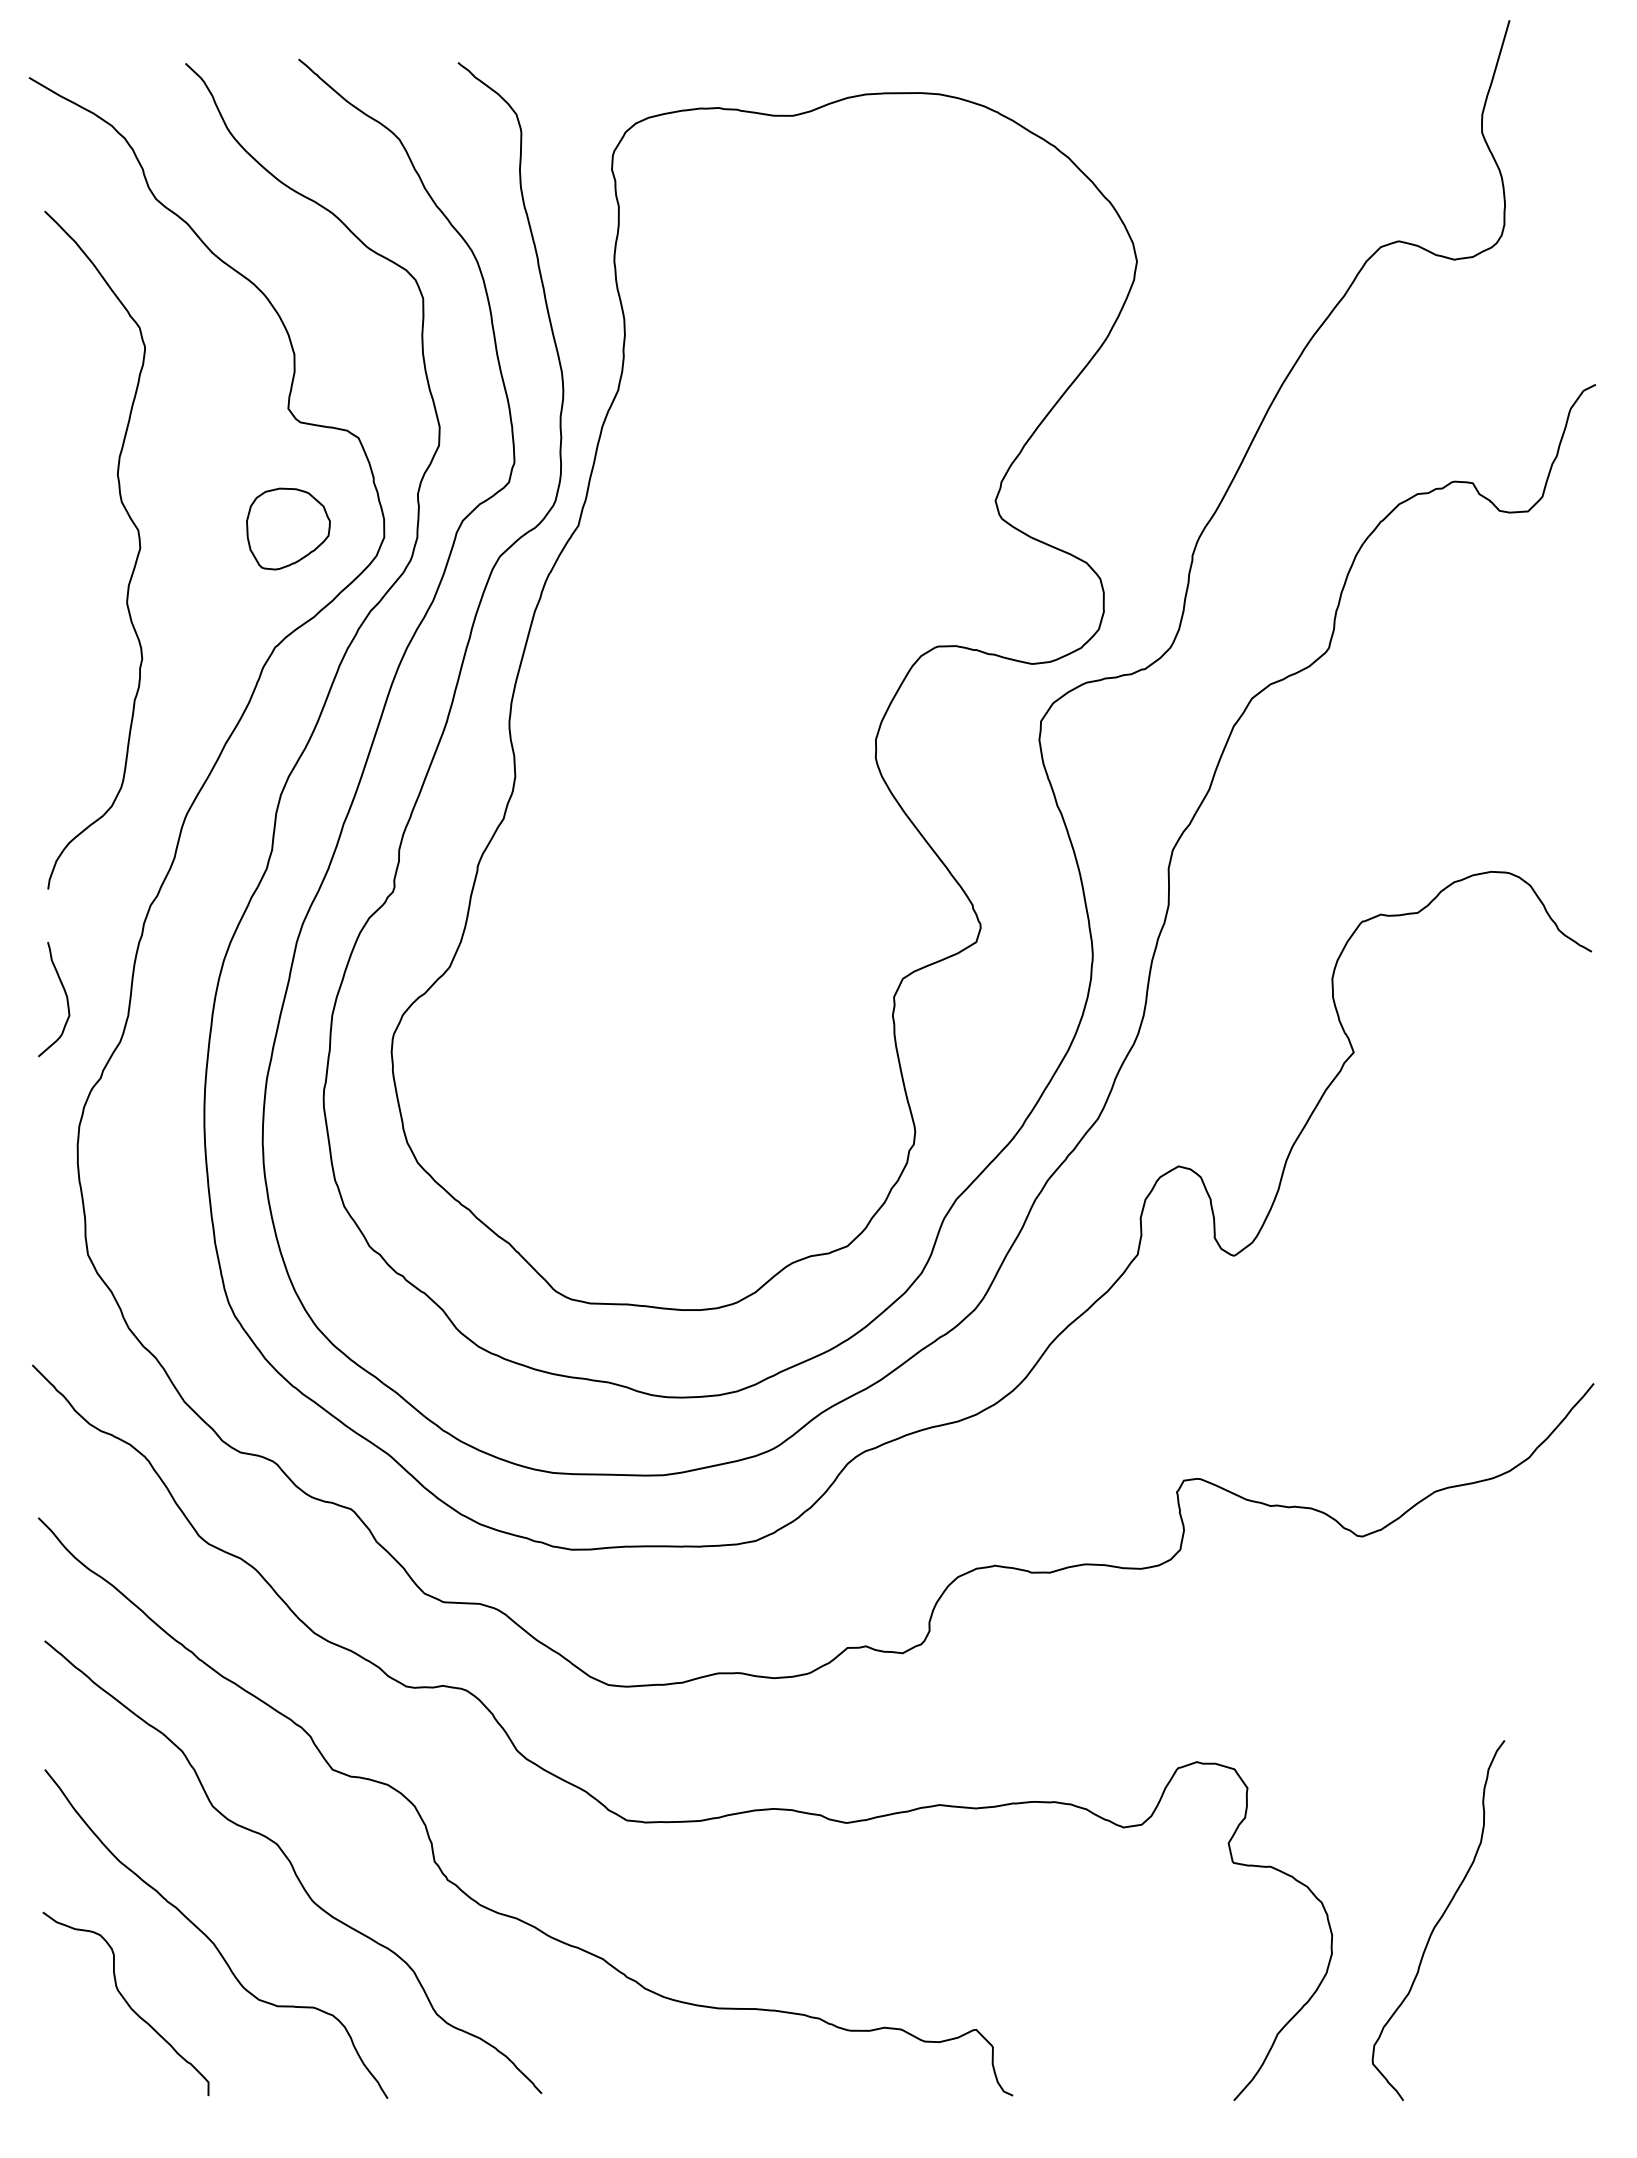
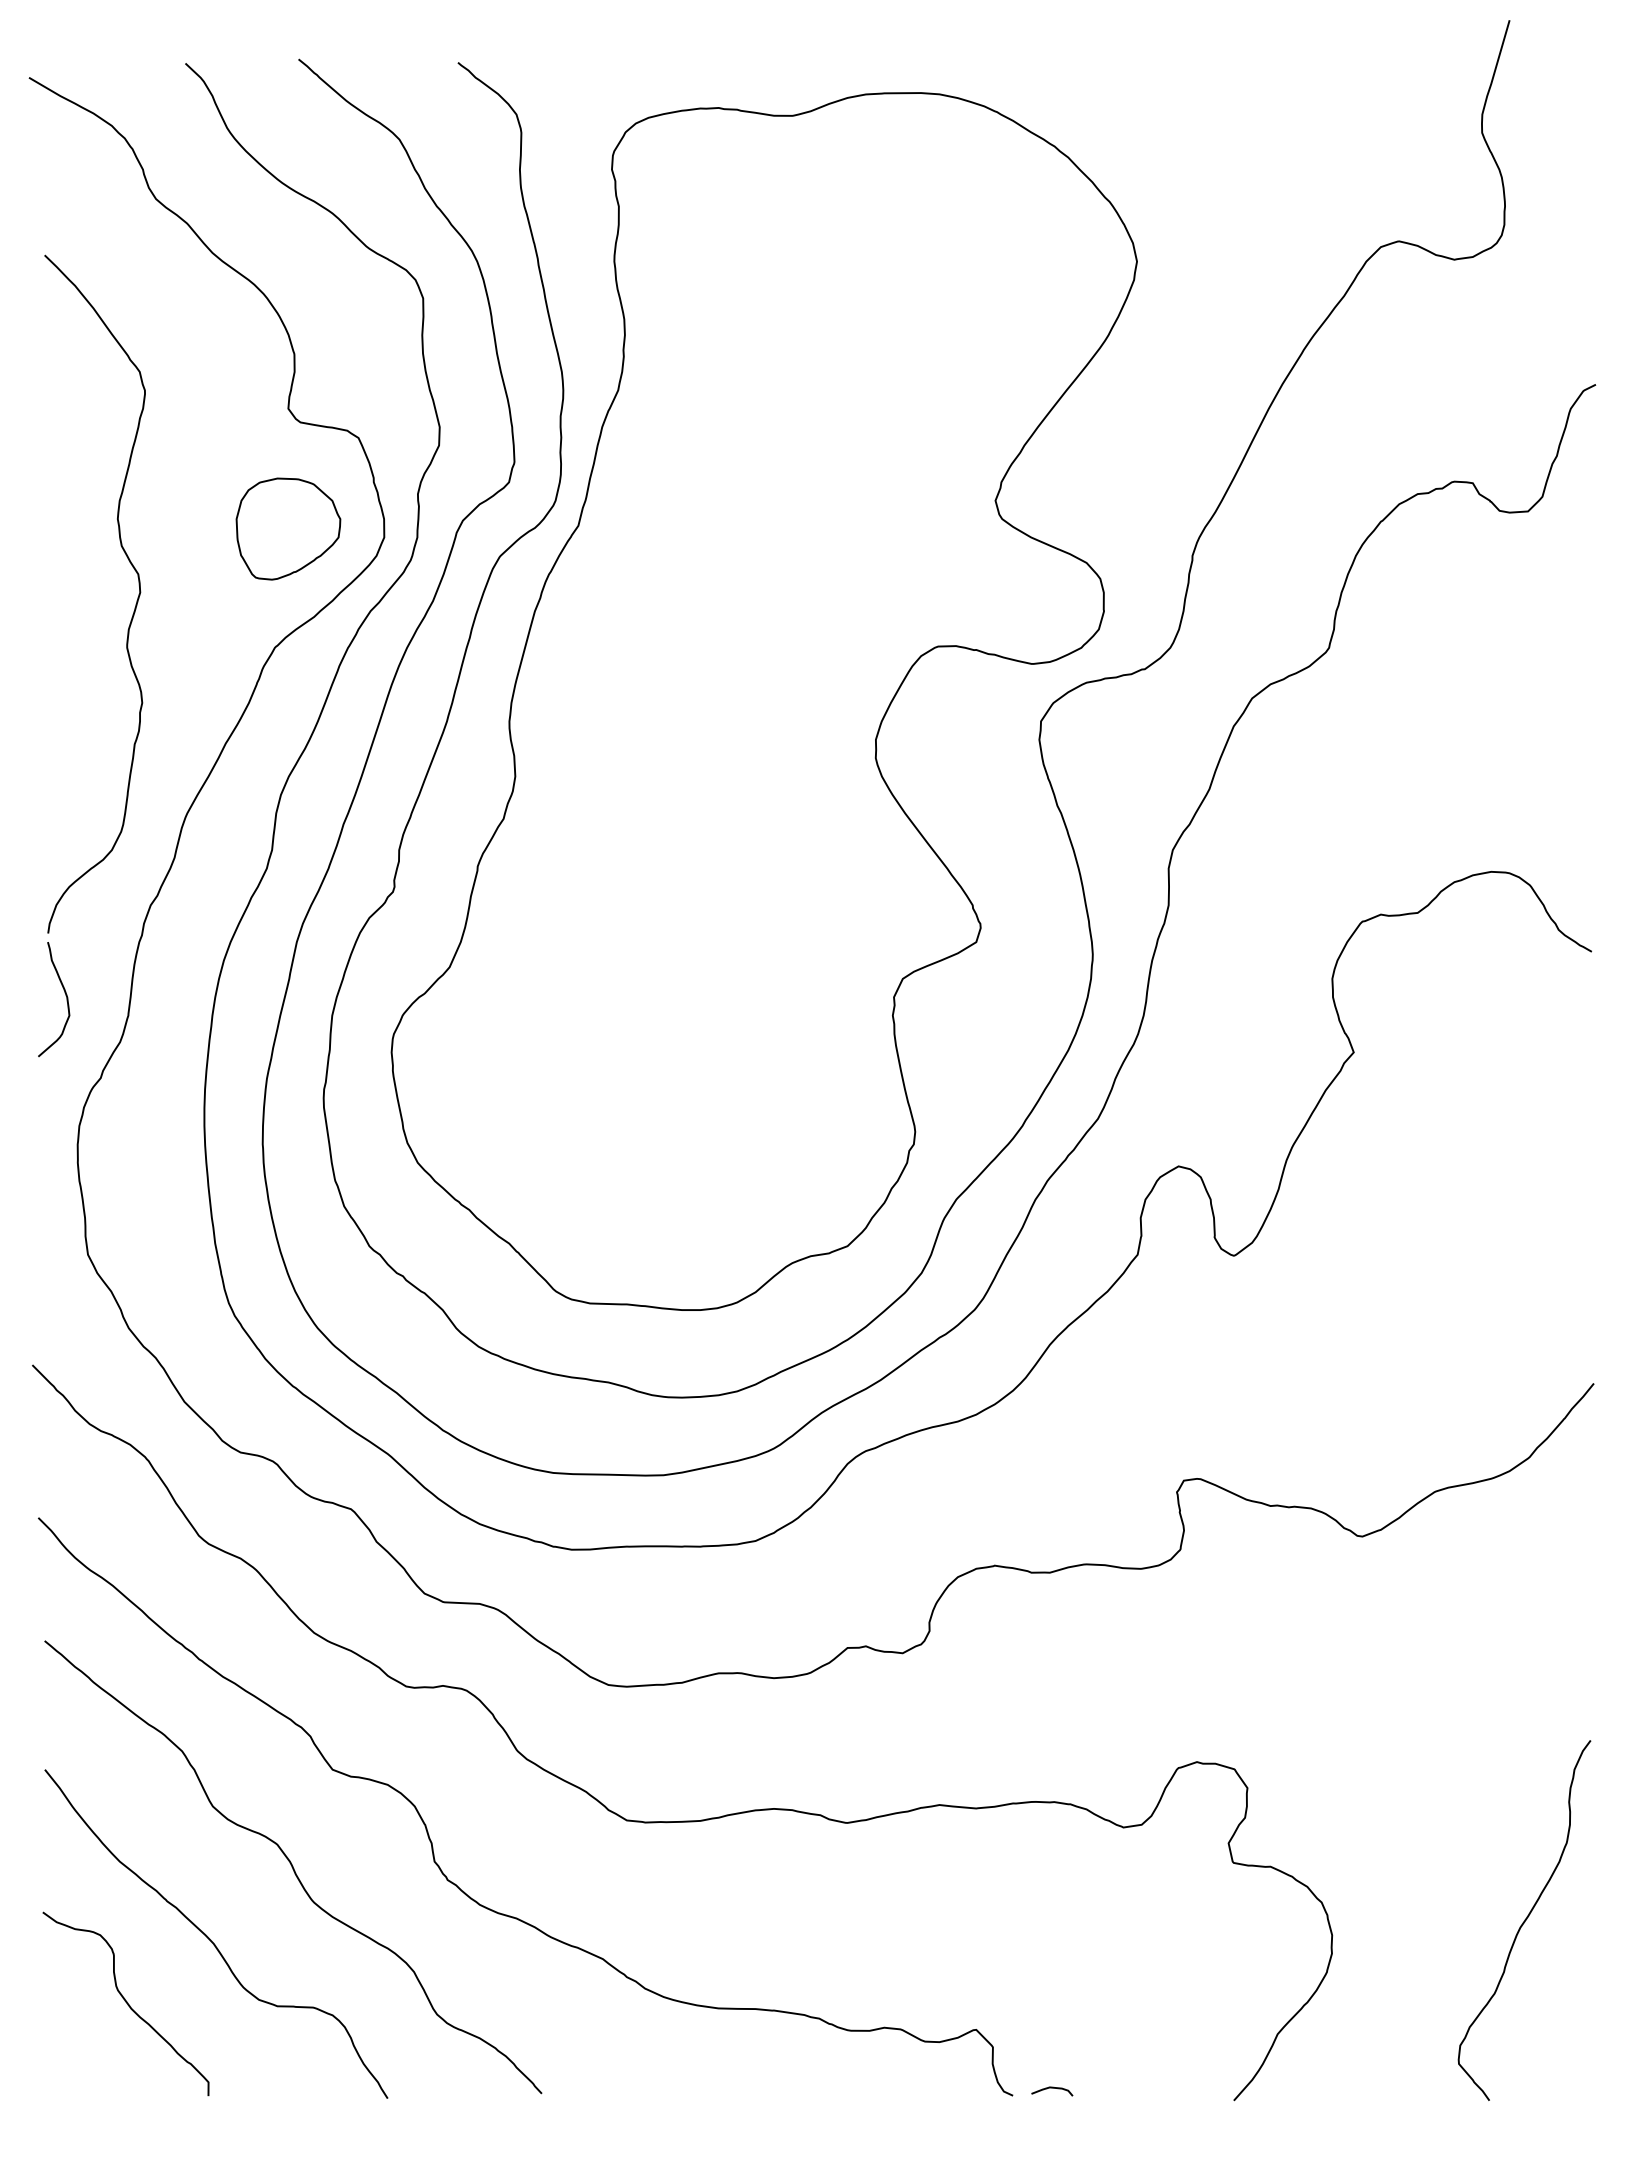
part size: 85x84 px -> 107x104 px (288, 528)
curve position: (134, 563) -> (134, 607) (134, 607)
curve position: (1438, 1920) -> (1524, 1920) (1524, 1920)
curve: none -> present (1052, 2088)
